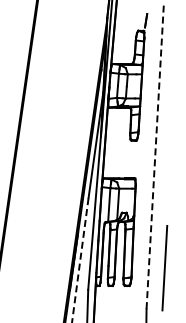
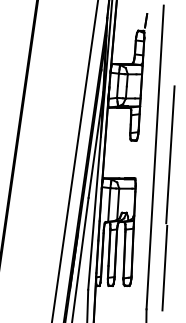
line: none -> present (170, 154)
line: dashed -> solid (155, 157)
line: none -> present (74, 160)
line: dashed -> solid (80, 260)
